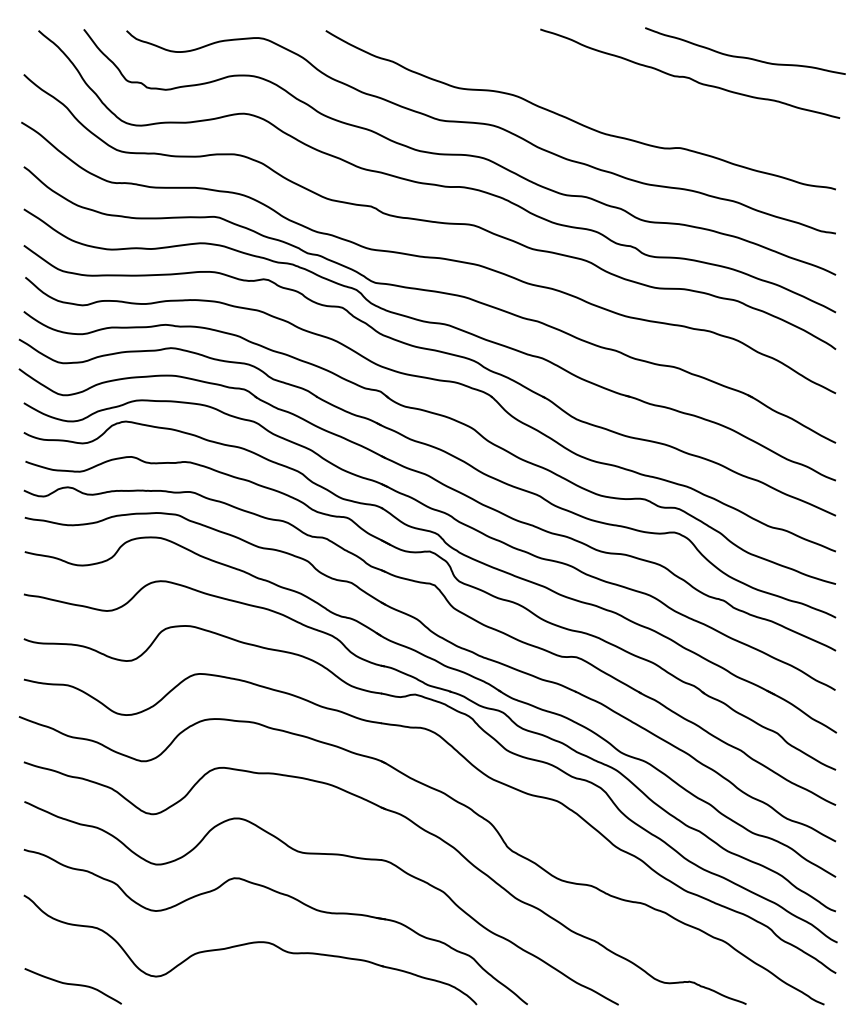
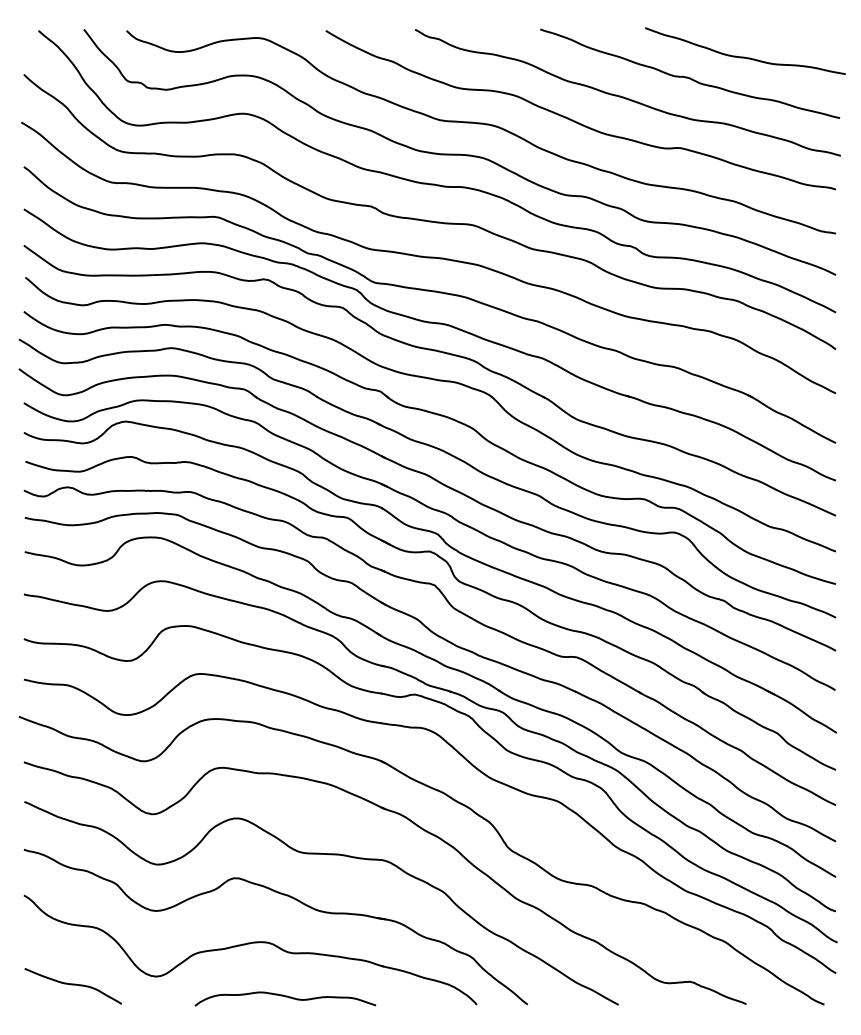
curve: none -> present (626, 97)
curve: none -> present (285, 997)
